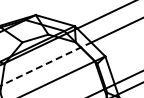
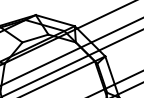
line: none -> present (73, 62)
line: dashed -> solid (46, 63)
